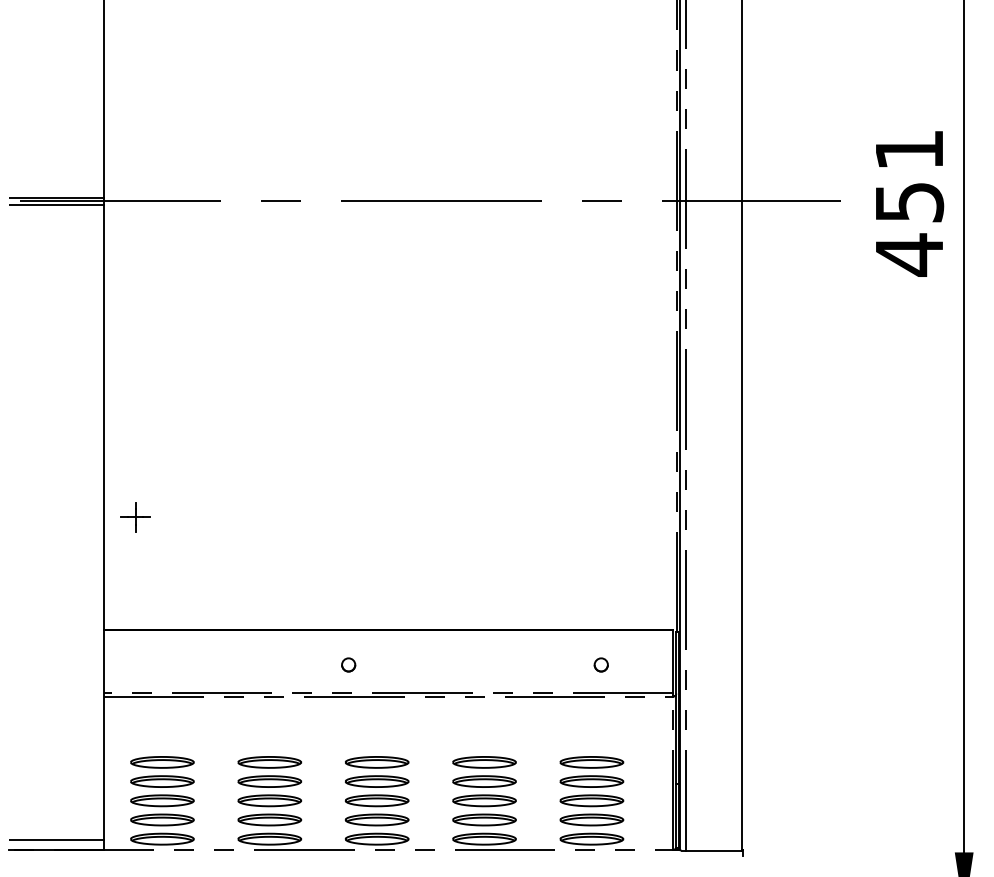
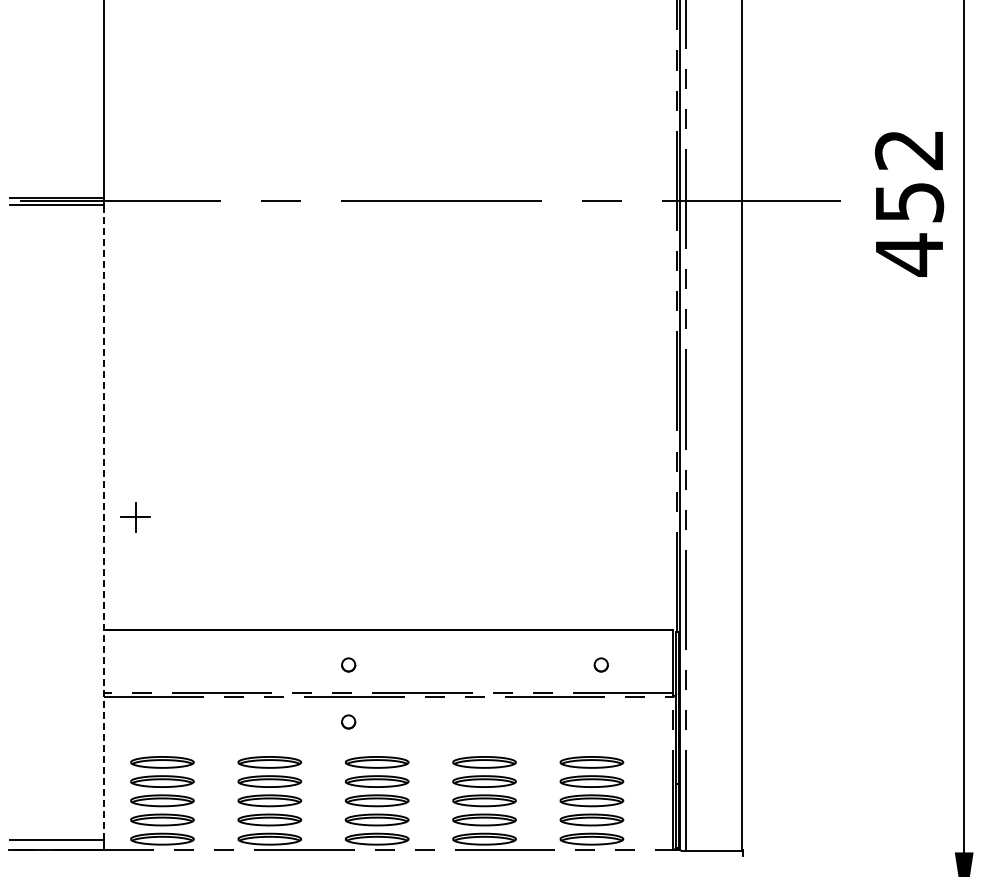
text: 451 -> 452 (908, 150)
line: solid -> dashed (103, 522)
circle: none -> present (348, 721)
